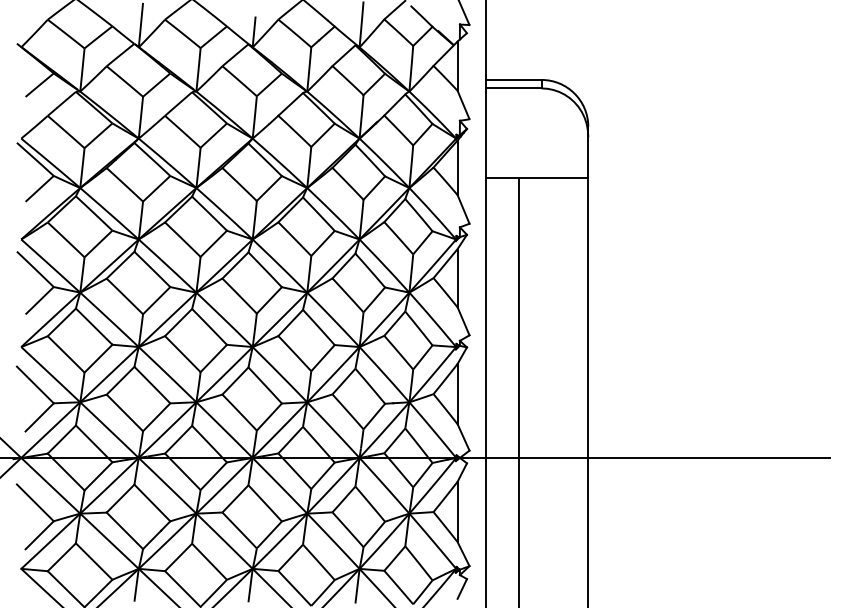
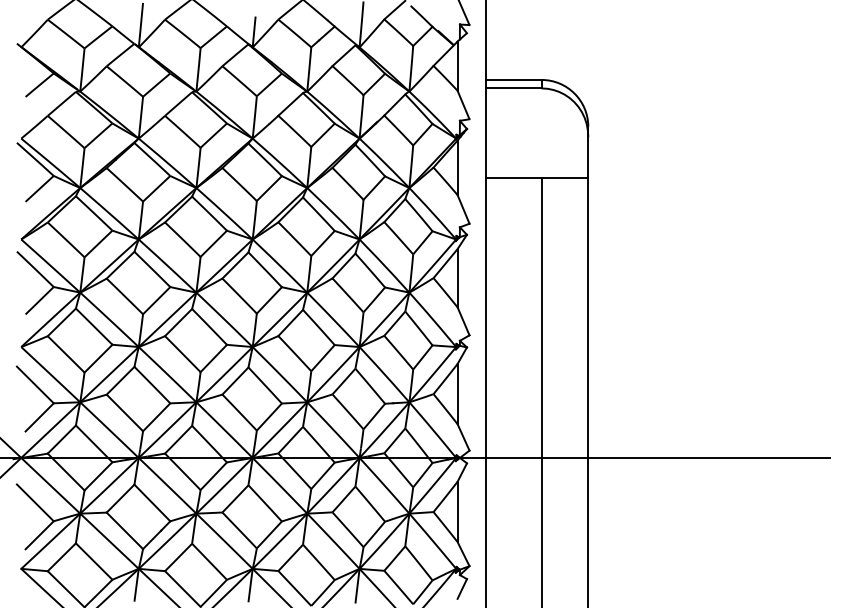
line position: (518, 390) -> (541, 390) (541, 390)
